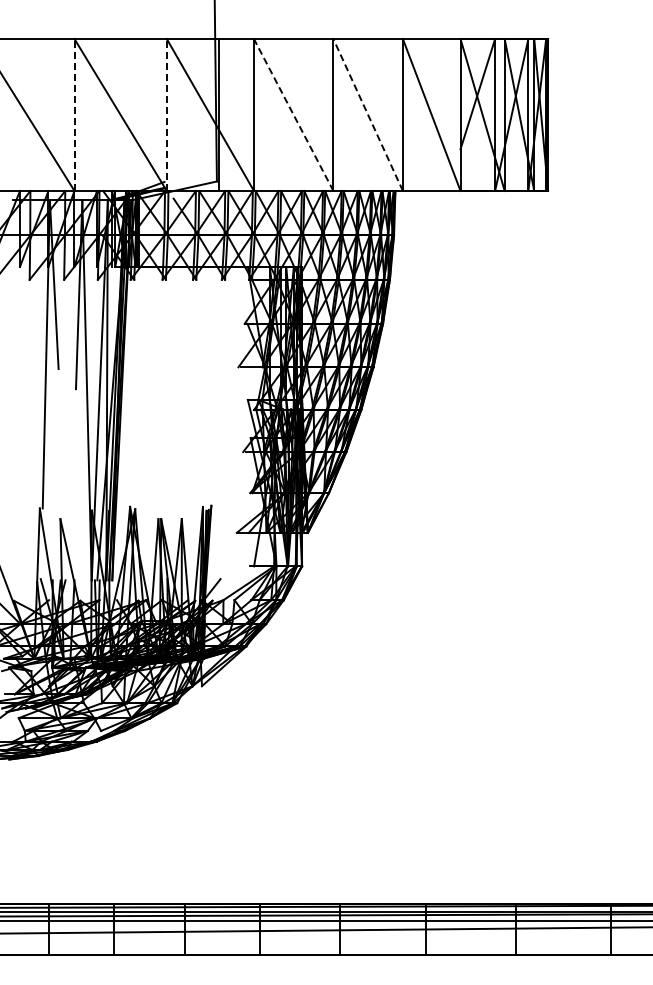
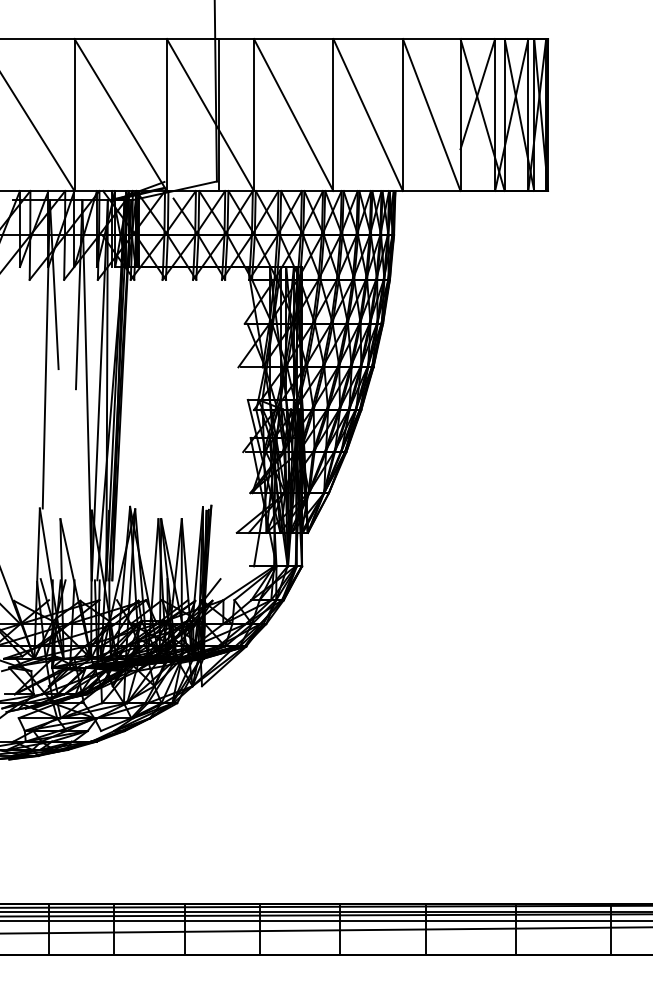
line: dashed -> solid (74, 115)
line: dashed -> solid (166, 115)
line: dashed -> solid (293, 115)
line: dashed -> solid (368, 115)
